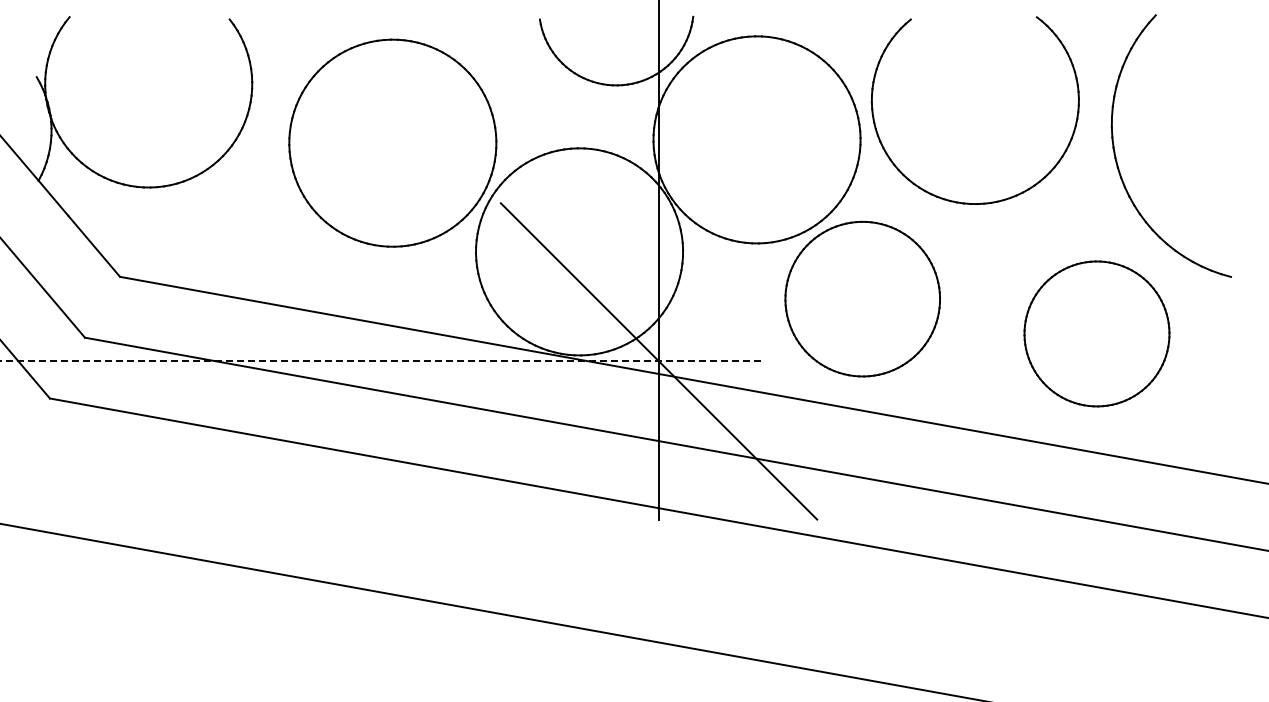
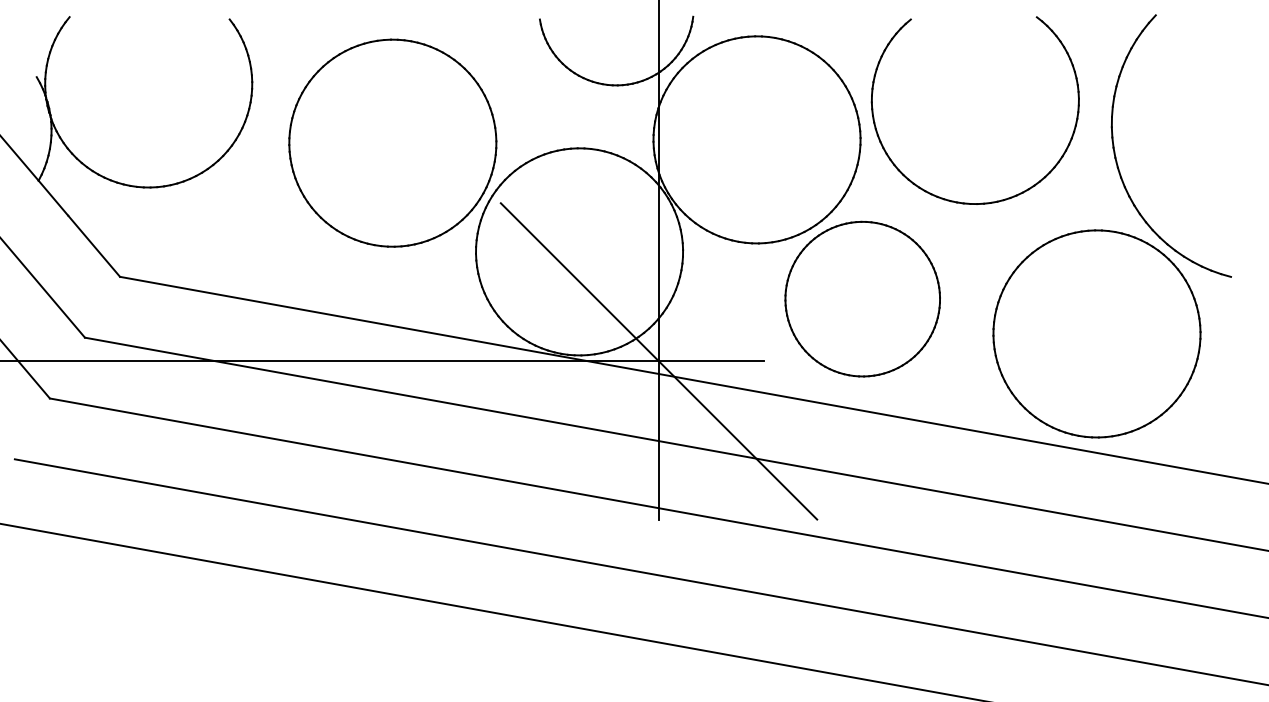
part size: 148x148 px -> 210x210 px (1096, 333)
line: dashed -> solid (382, 361)
line: none -> present (639, 571)
